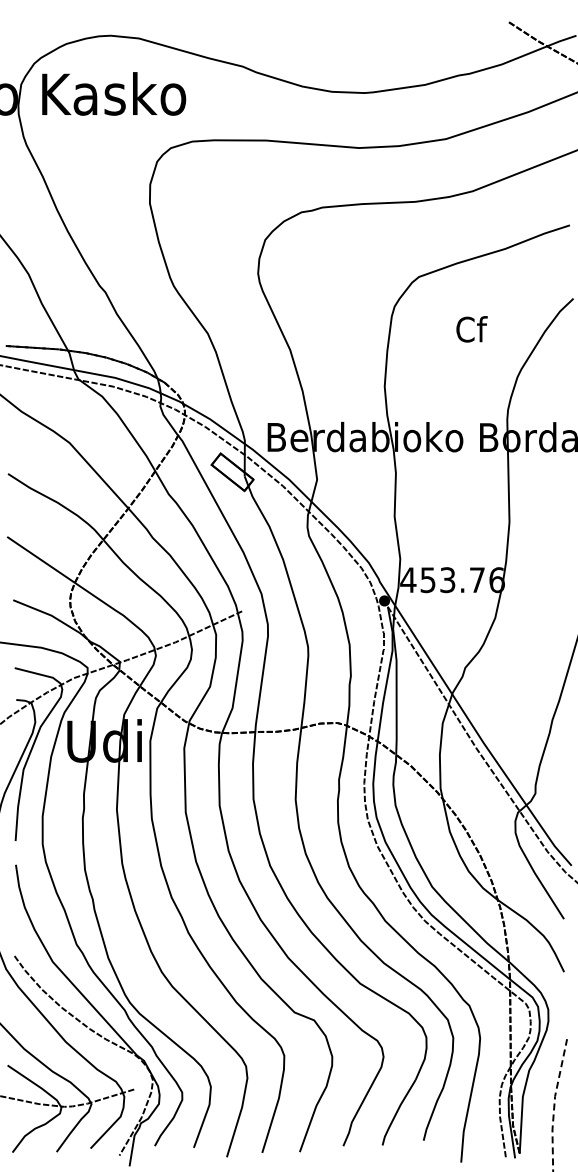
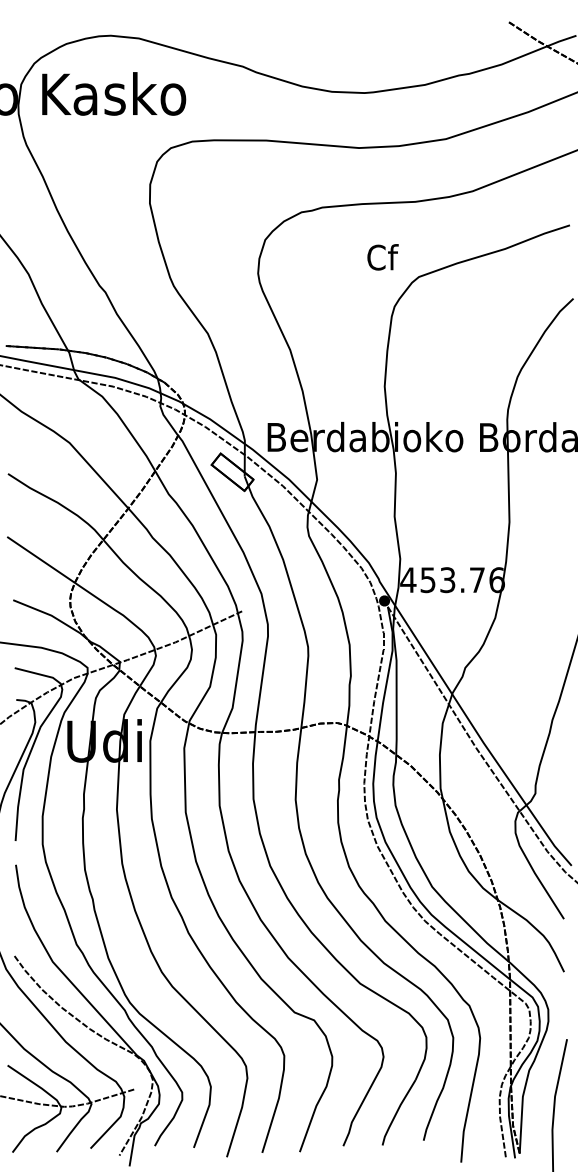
text position: (471, 329) -> (382, 257) (382, 257)
line: dashed -> solid (554, 1104)
